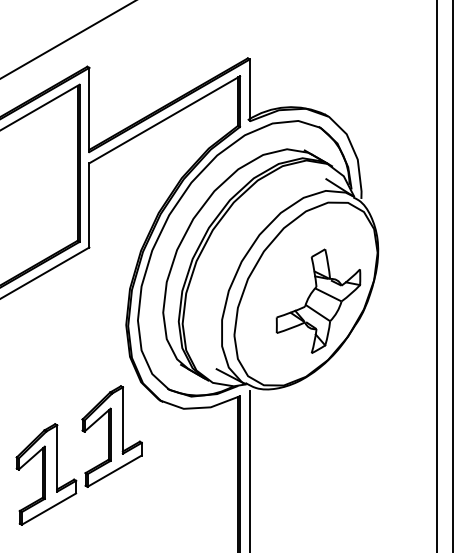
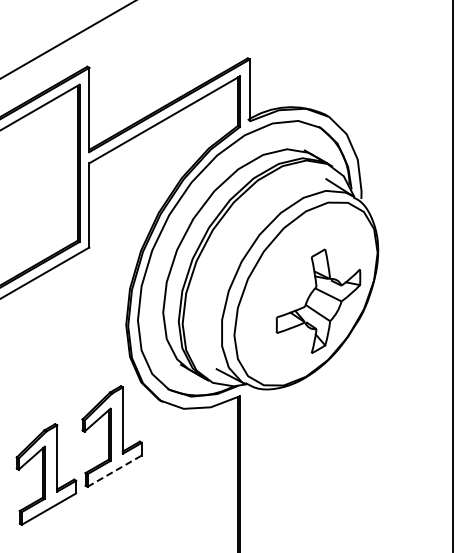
line: present -> none (437, 275)
line: present -> none (249, 469)
line: solid -> dashed (115, 470)
